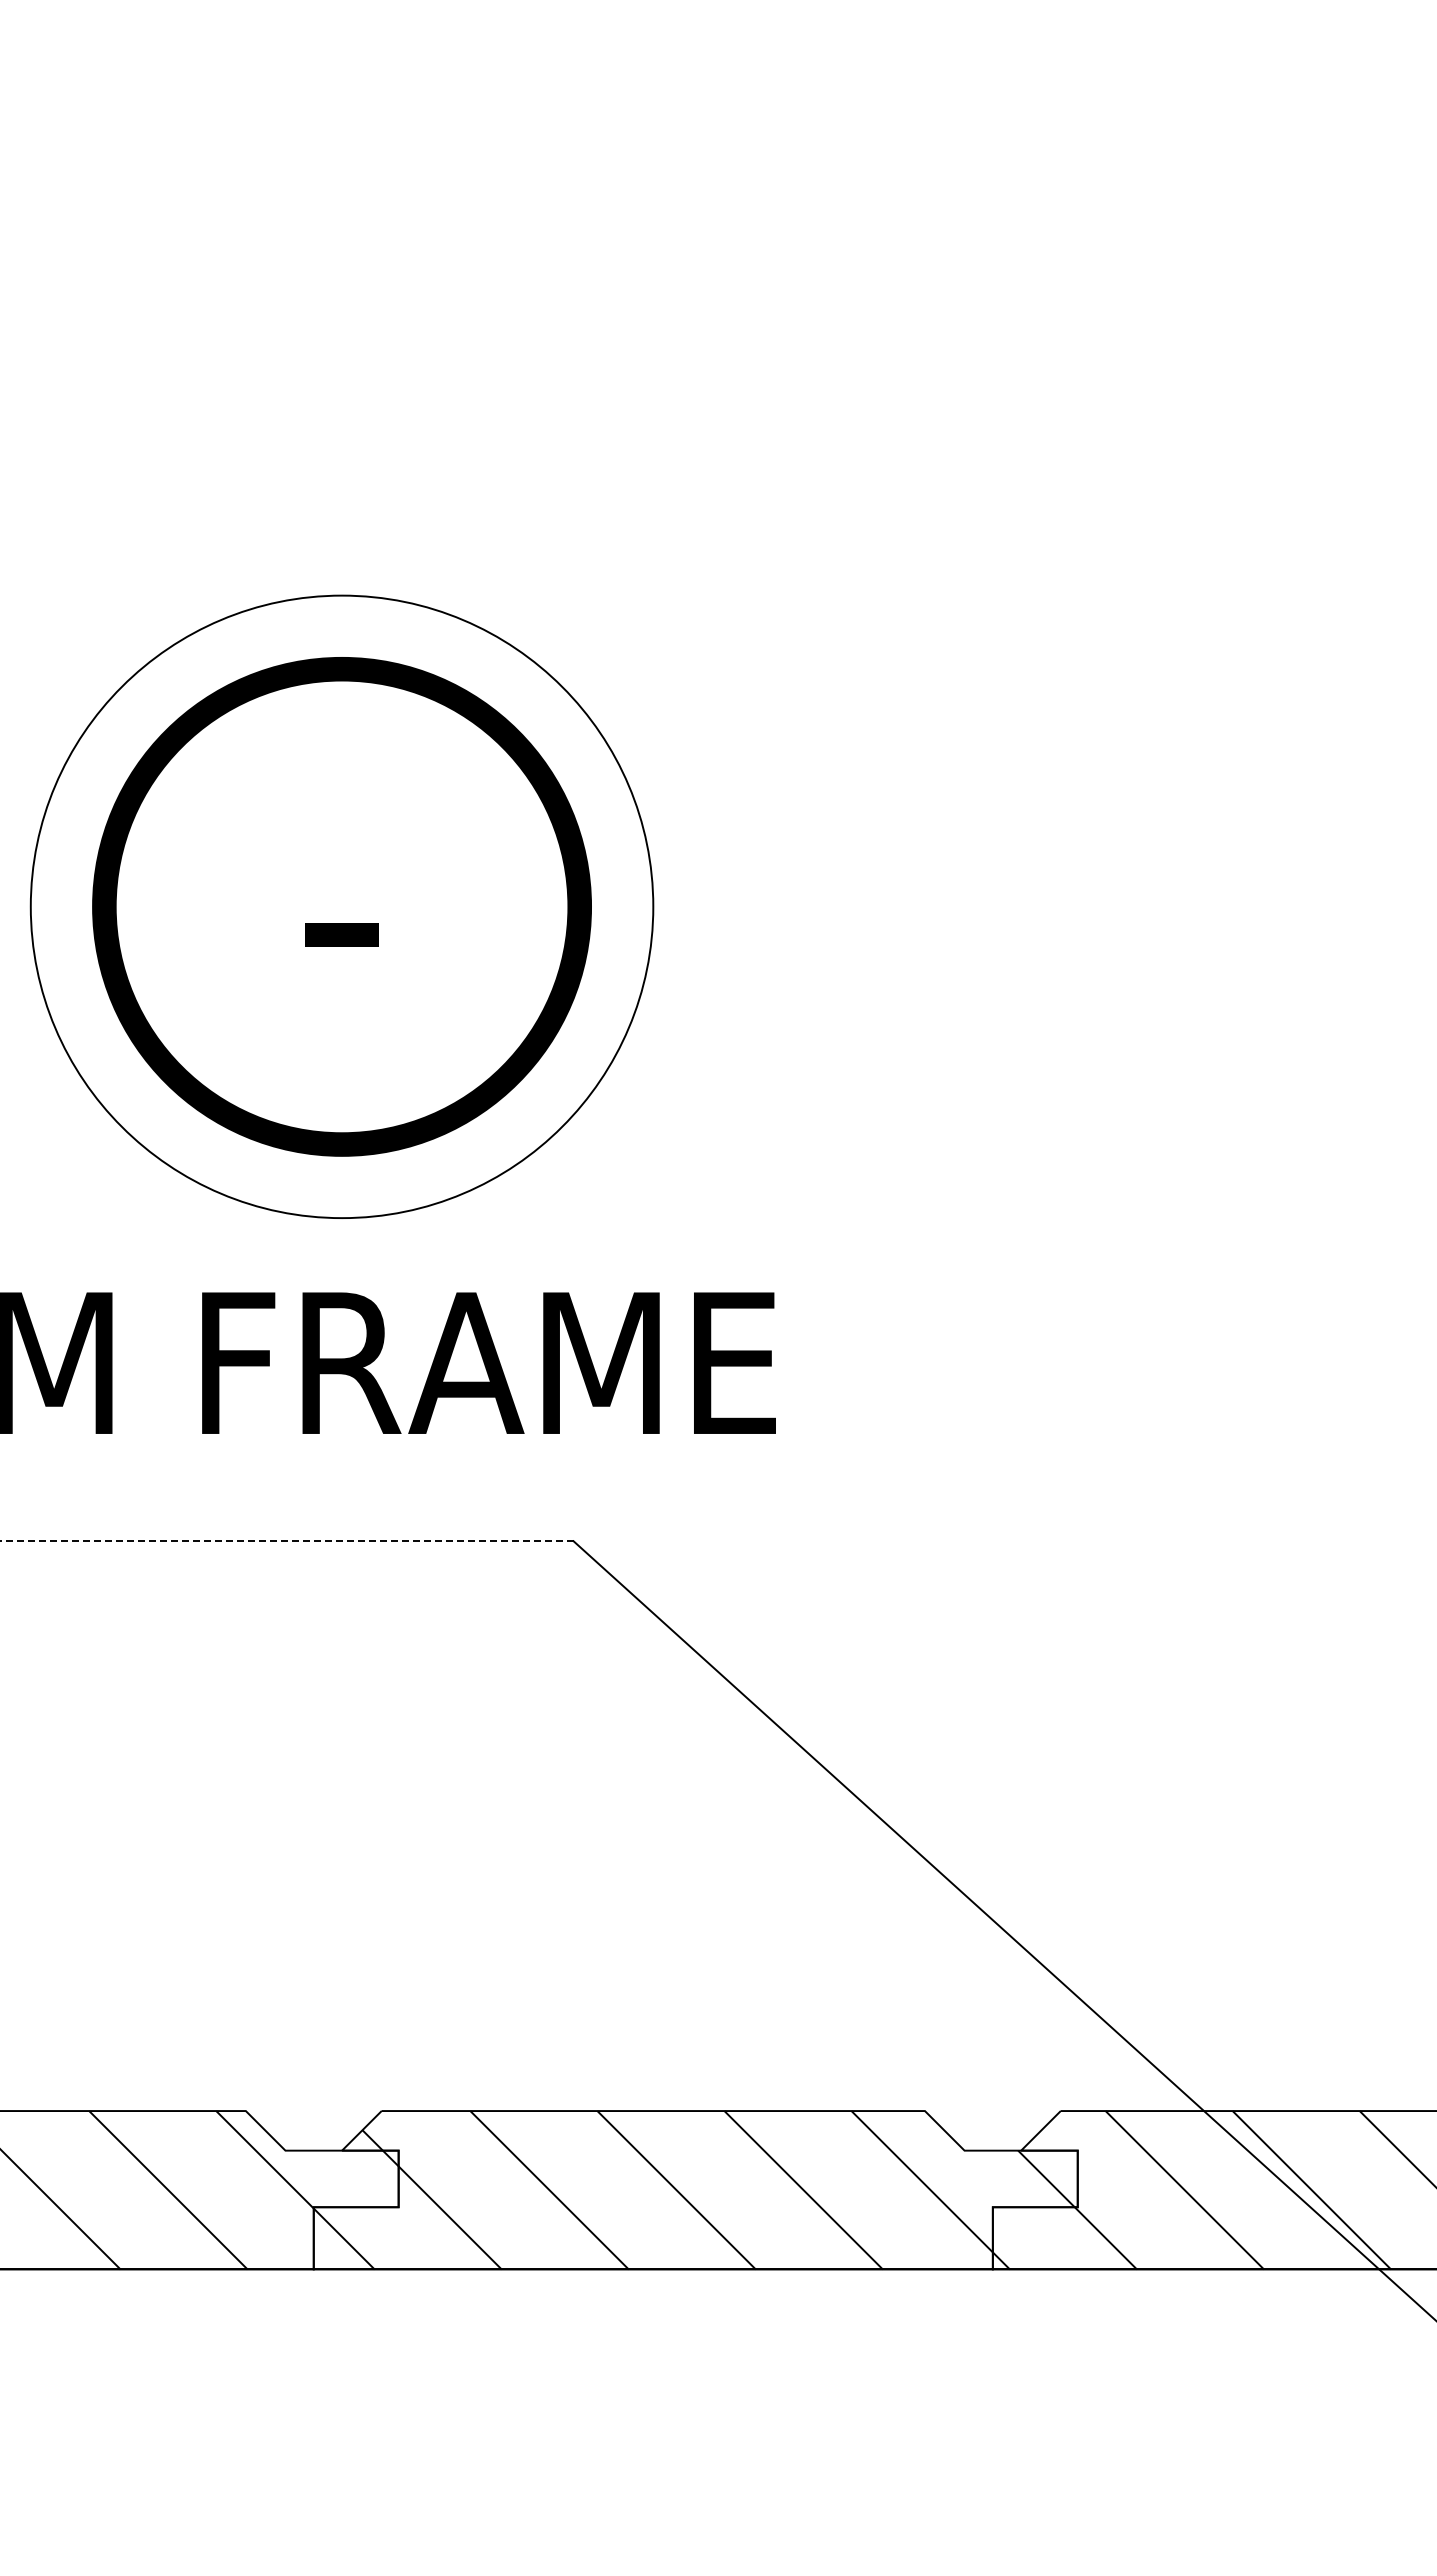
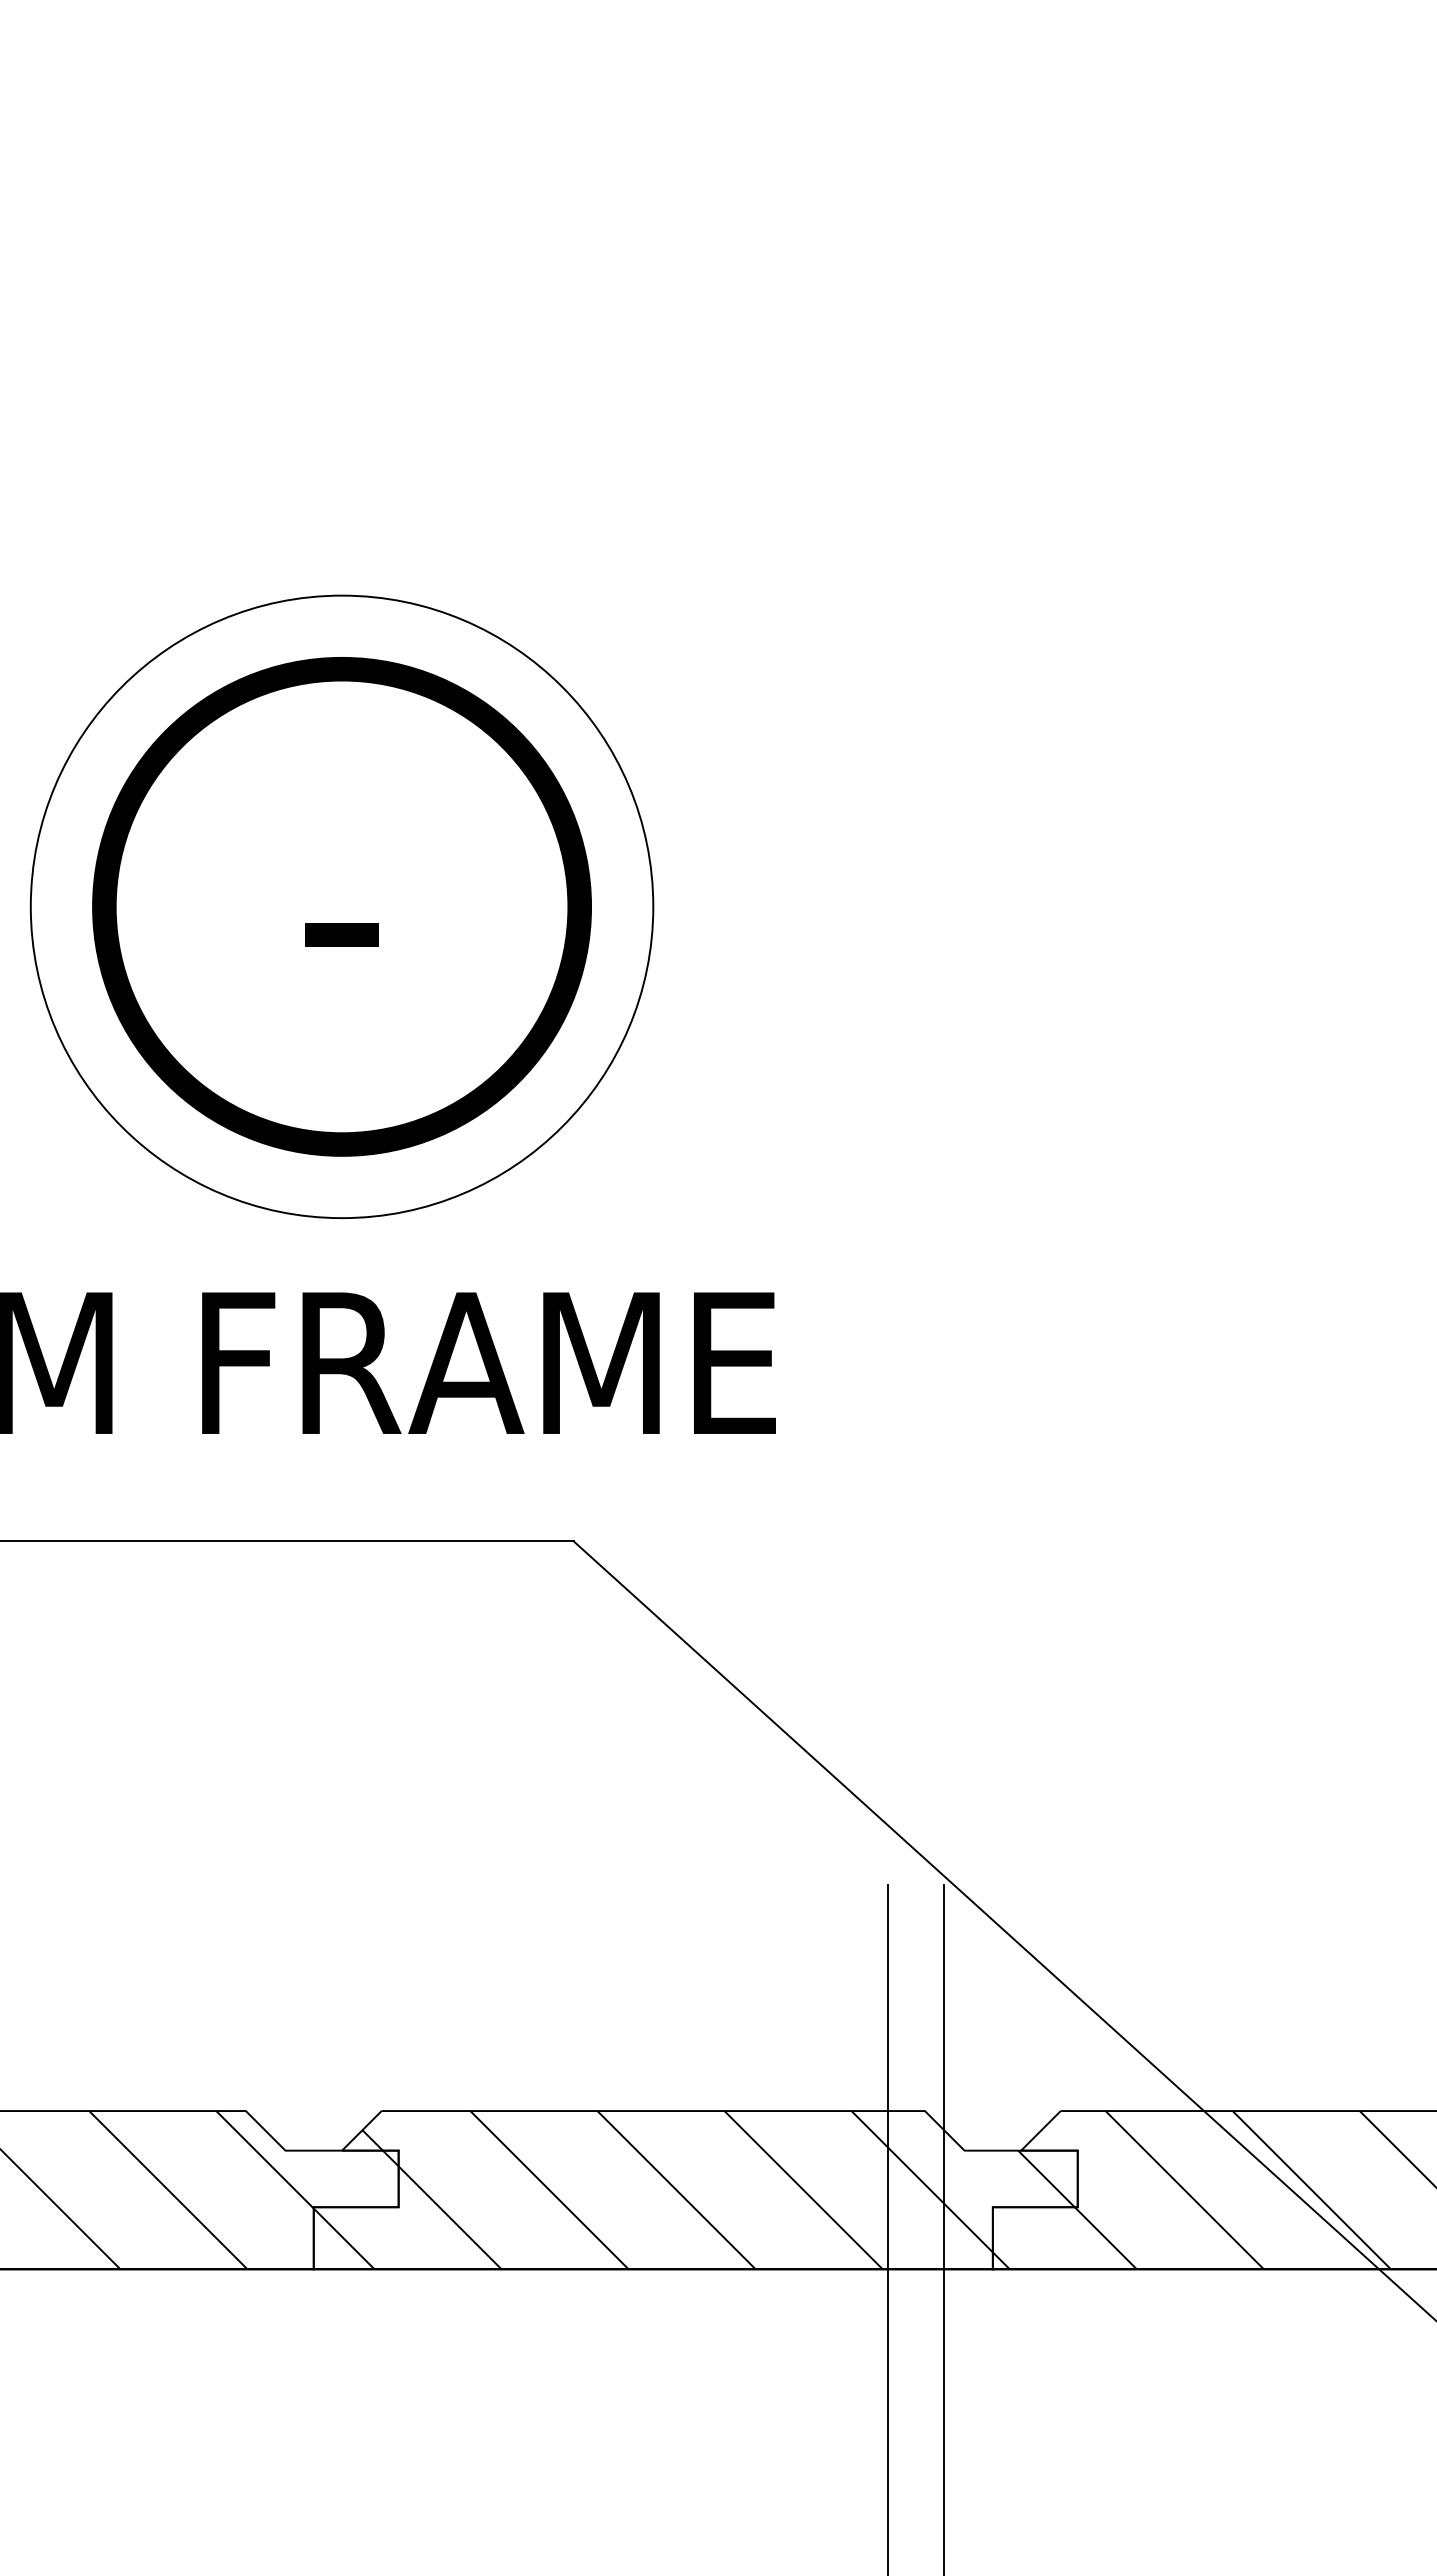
line: dashed -> solid (286, 1541)
line: none -> present (887, 2228)
line: none -> present (944, 2228)
